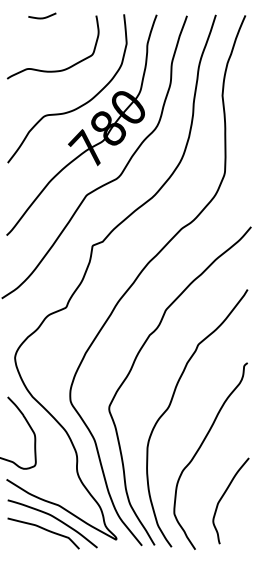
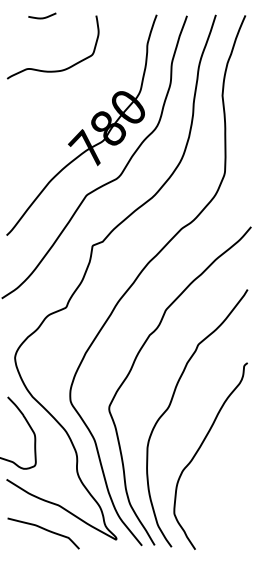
curve: present -> none (76, 107)
curve: present -> none (224, 495)
curve: present -> none (55, 519)
